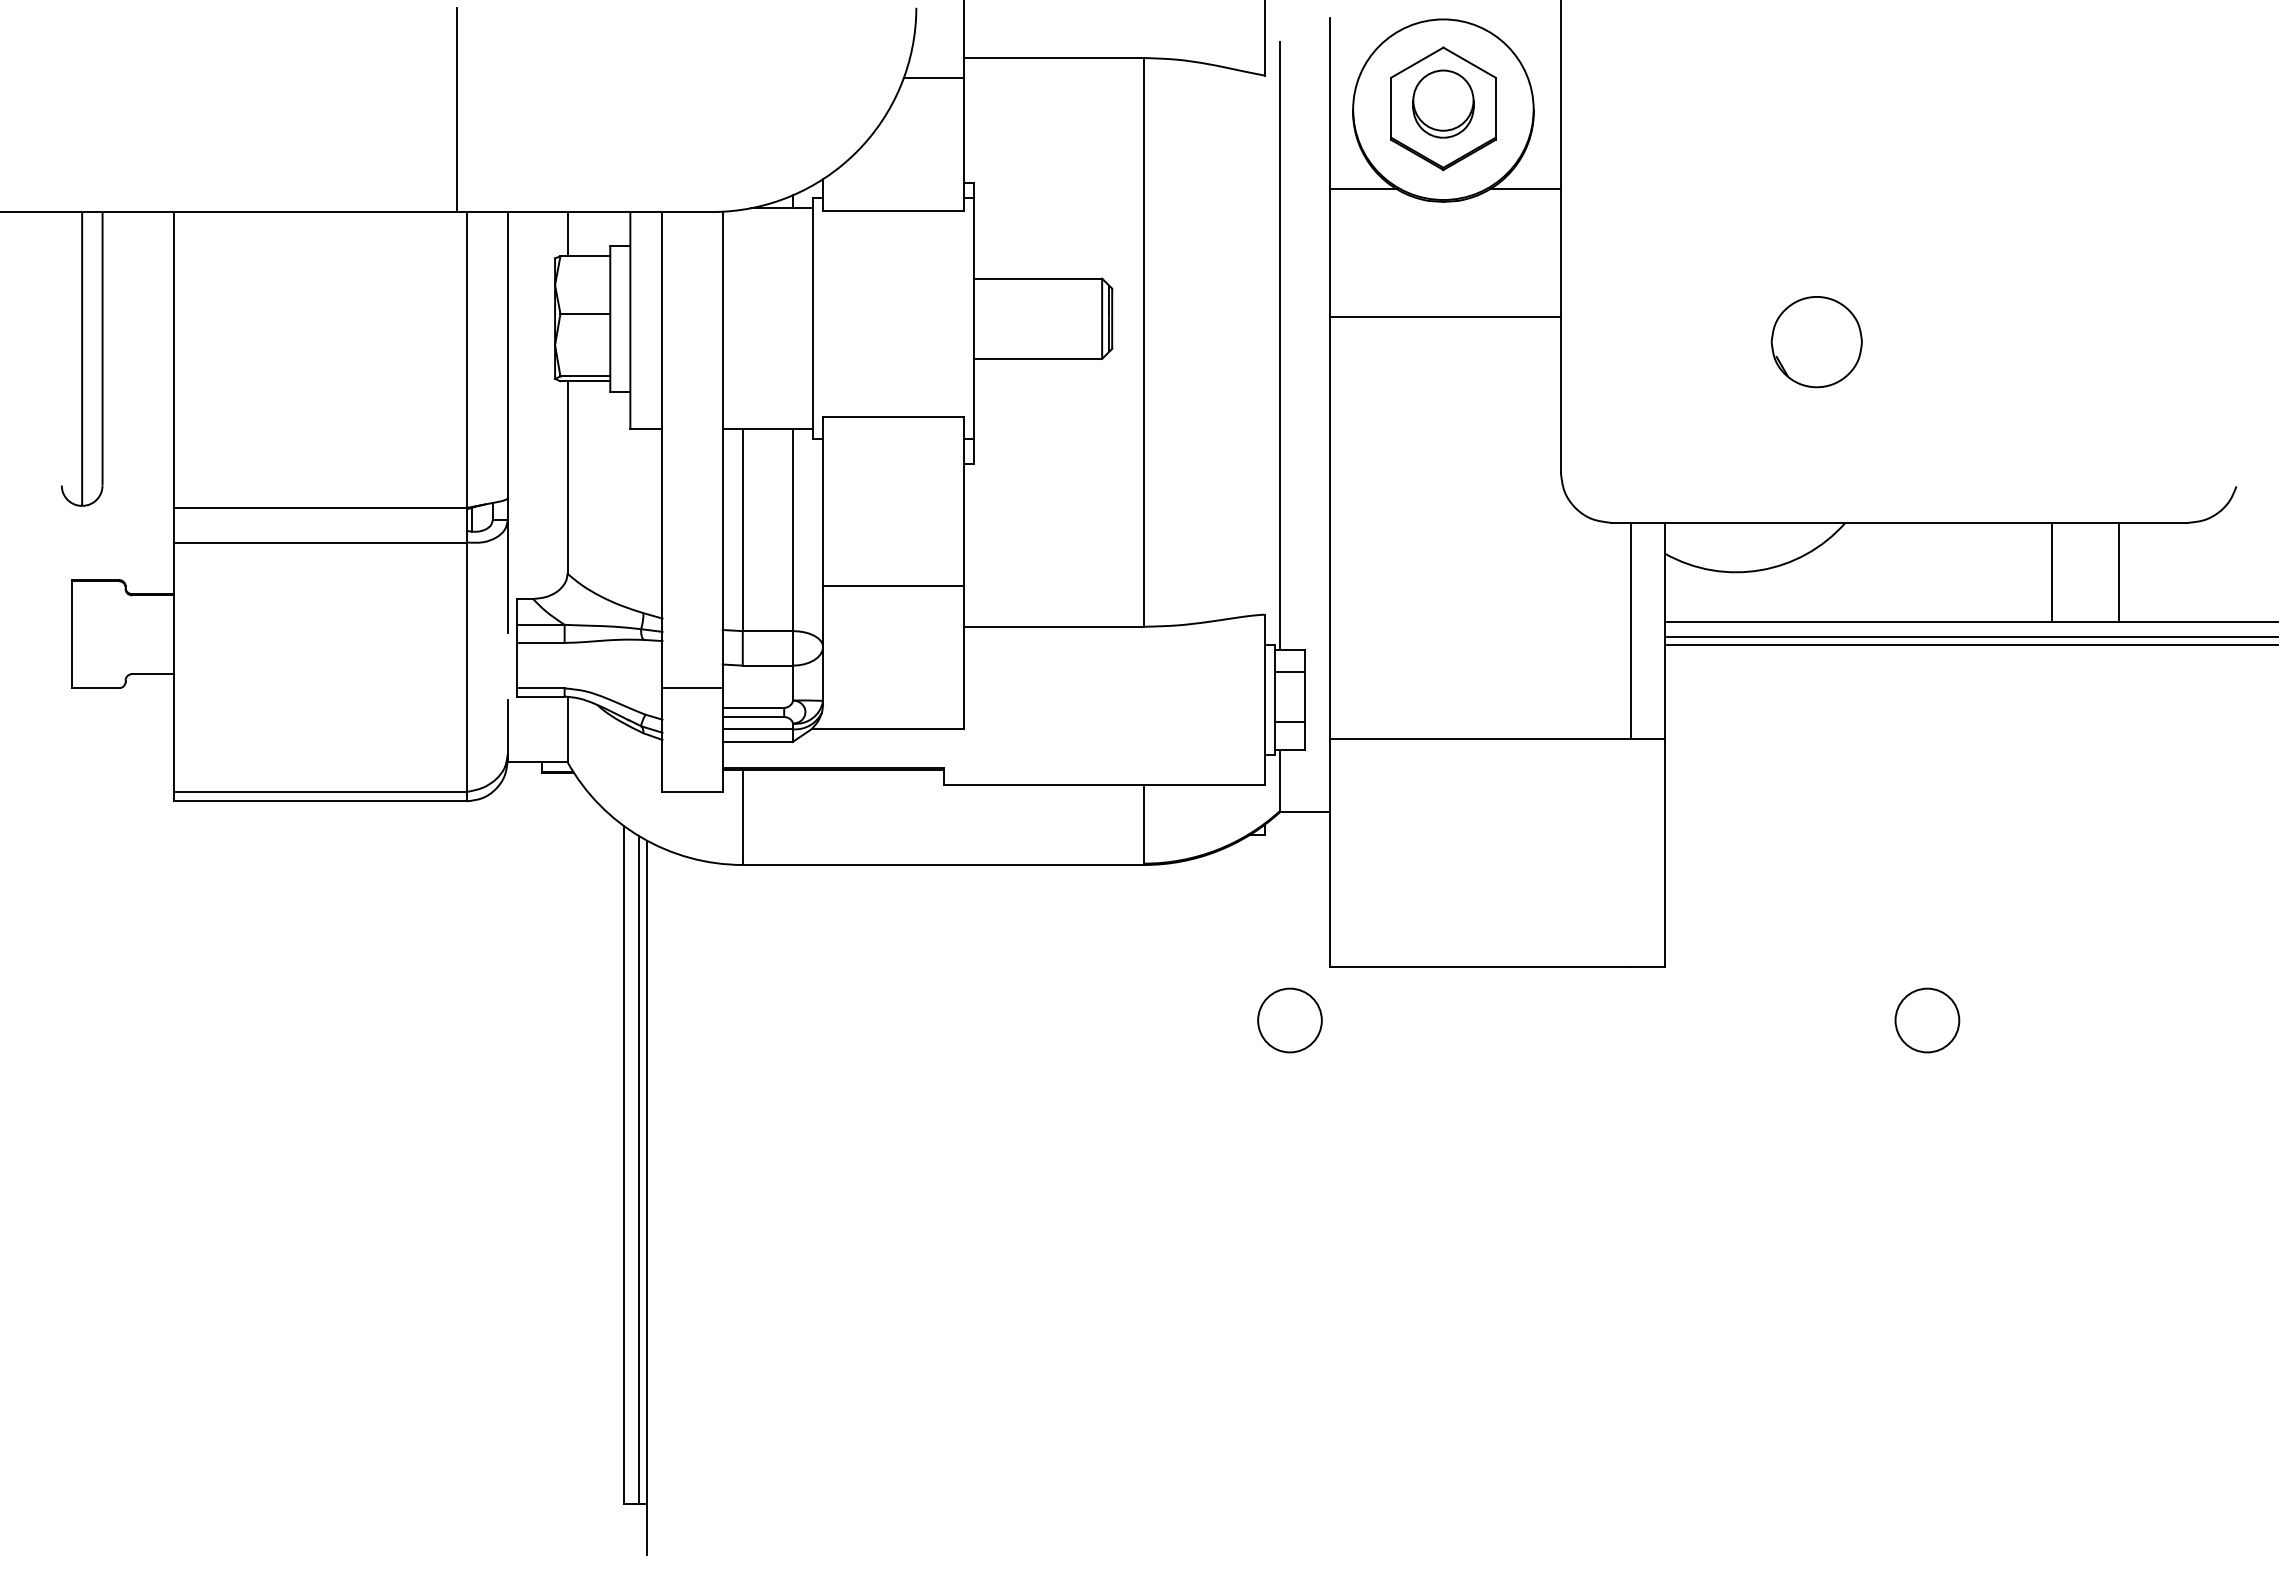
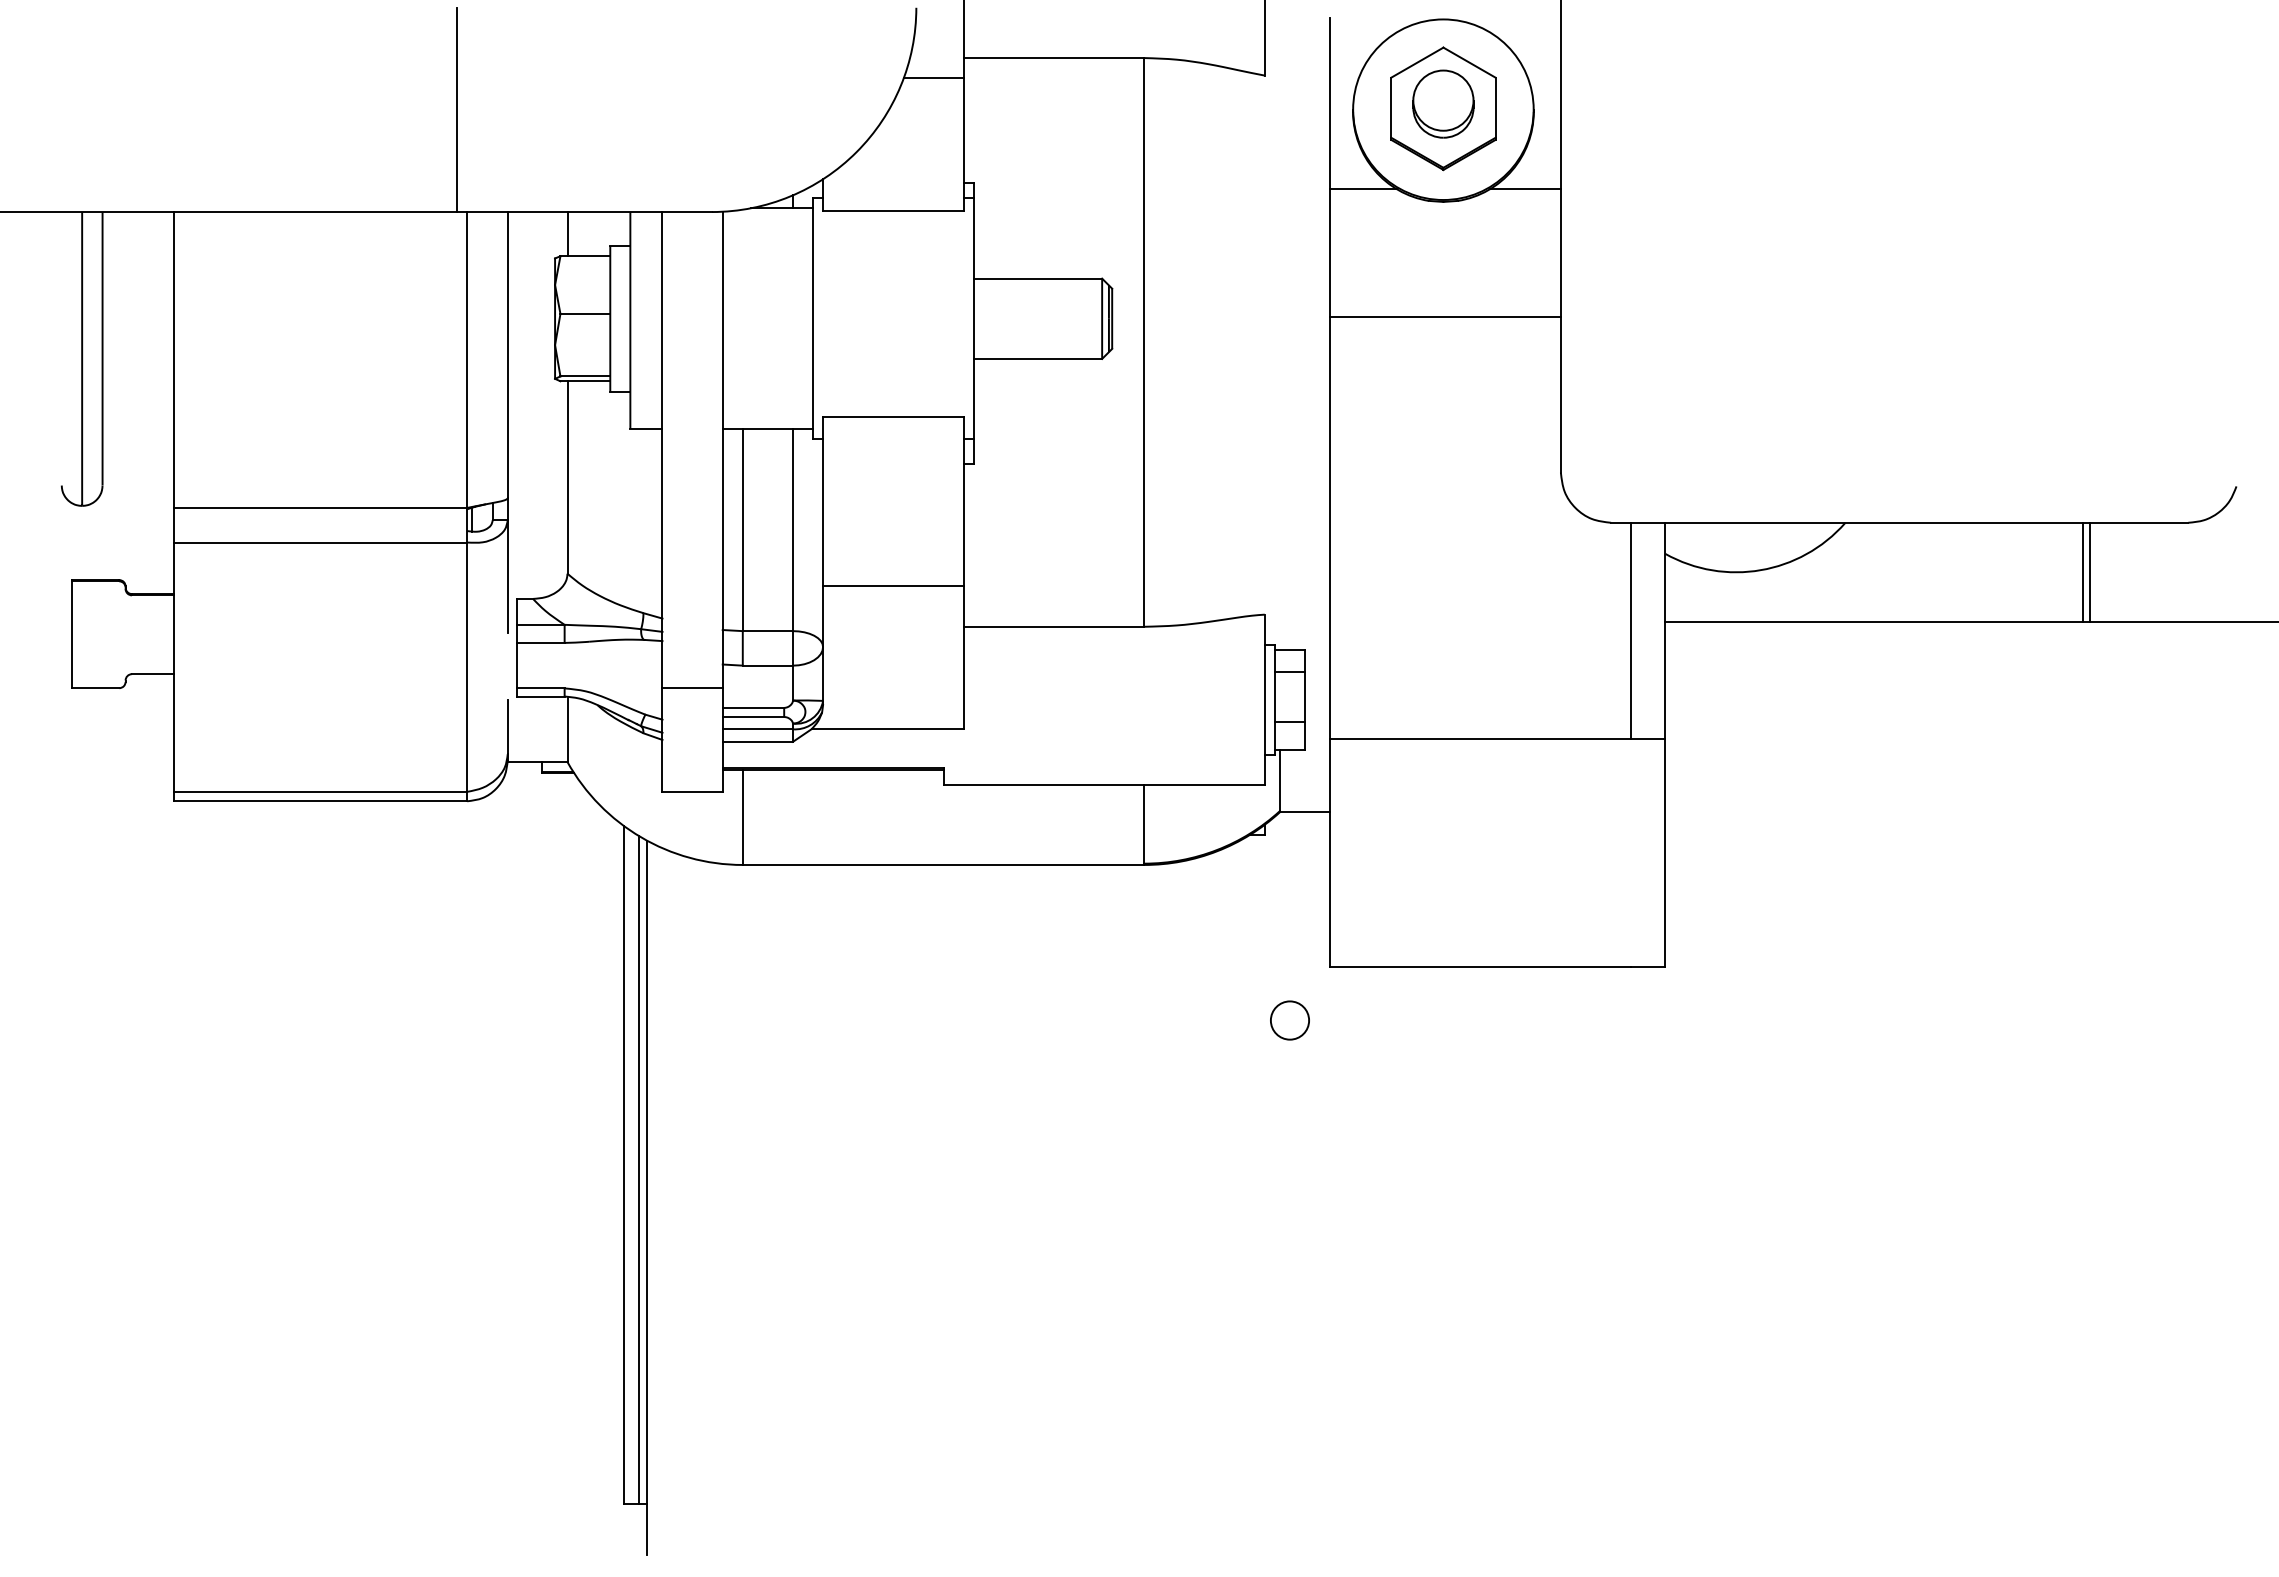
part: present -> none (1816, 342)
line: present -> none (1279, 345)
line position: (2052, 572) -> (2083, 572) (2083, 572)
line position: (2118, 572) -> (2089, 572) (2089, 572)
line: present -> none (1970, 637)
line: present -> none (1970, 645)
circle diameter: 64 px -> 38 px (1289, 1020)
circle: present -> none (1927, 1020)
